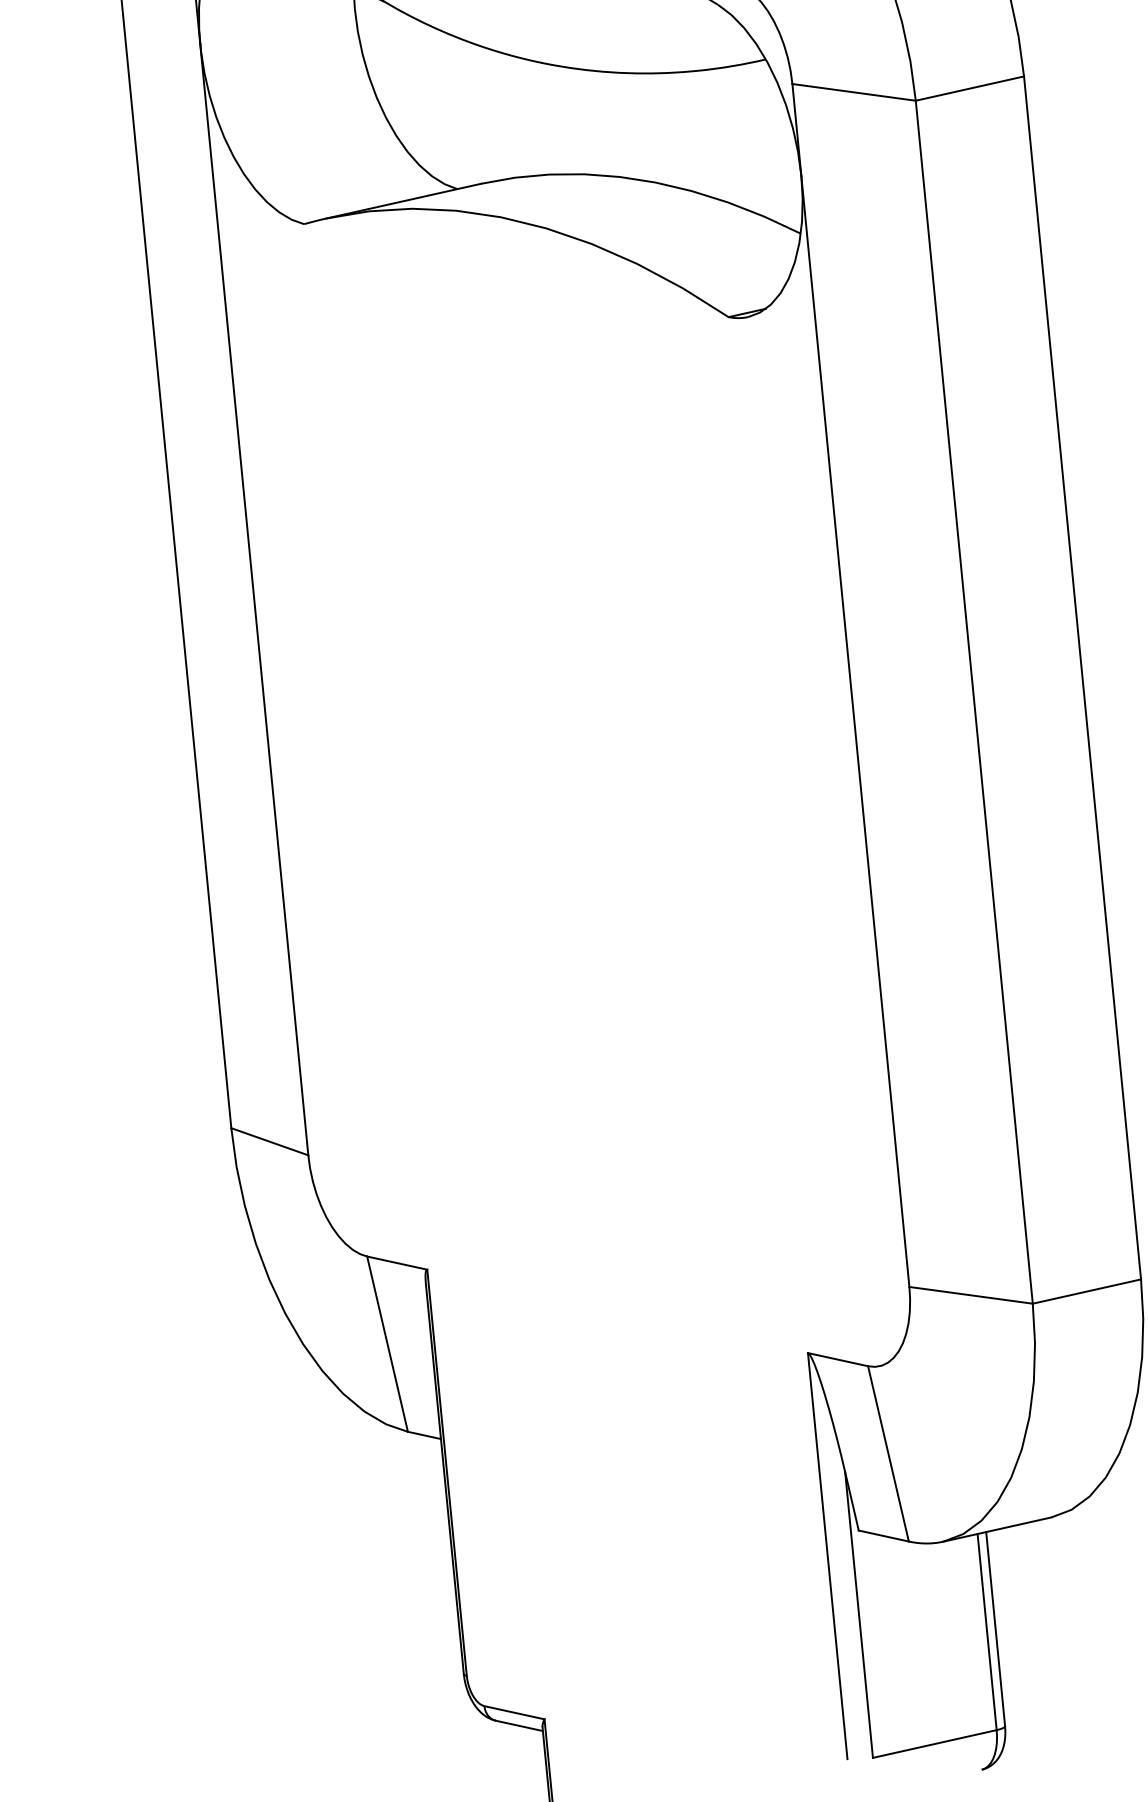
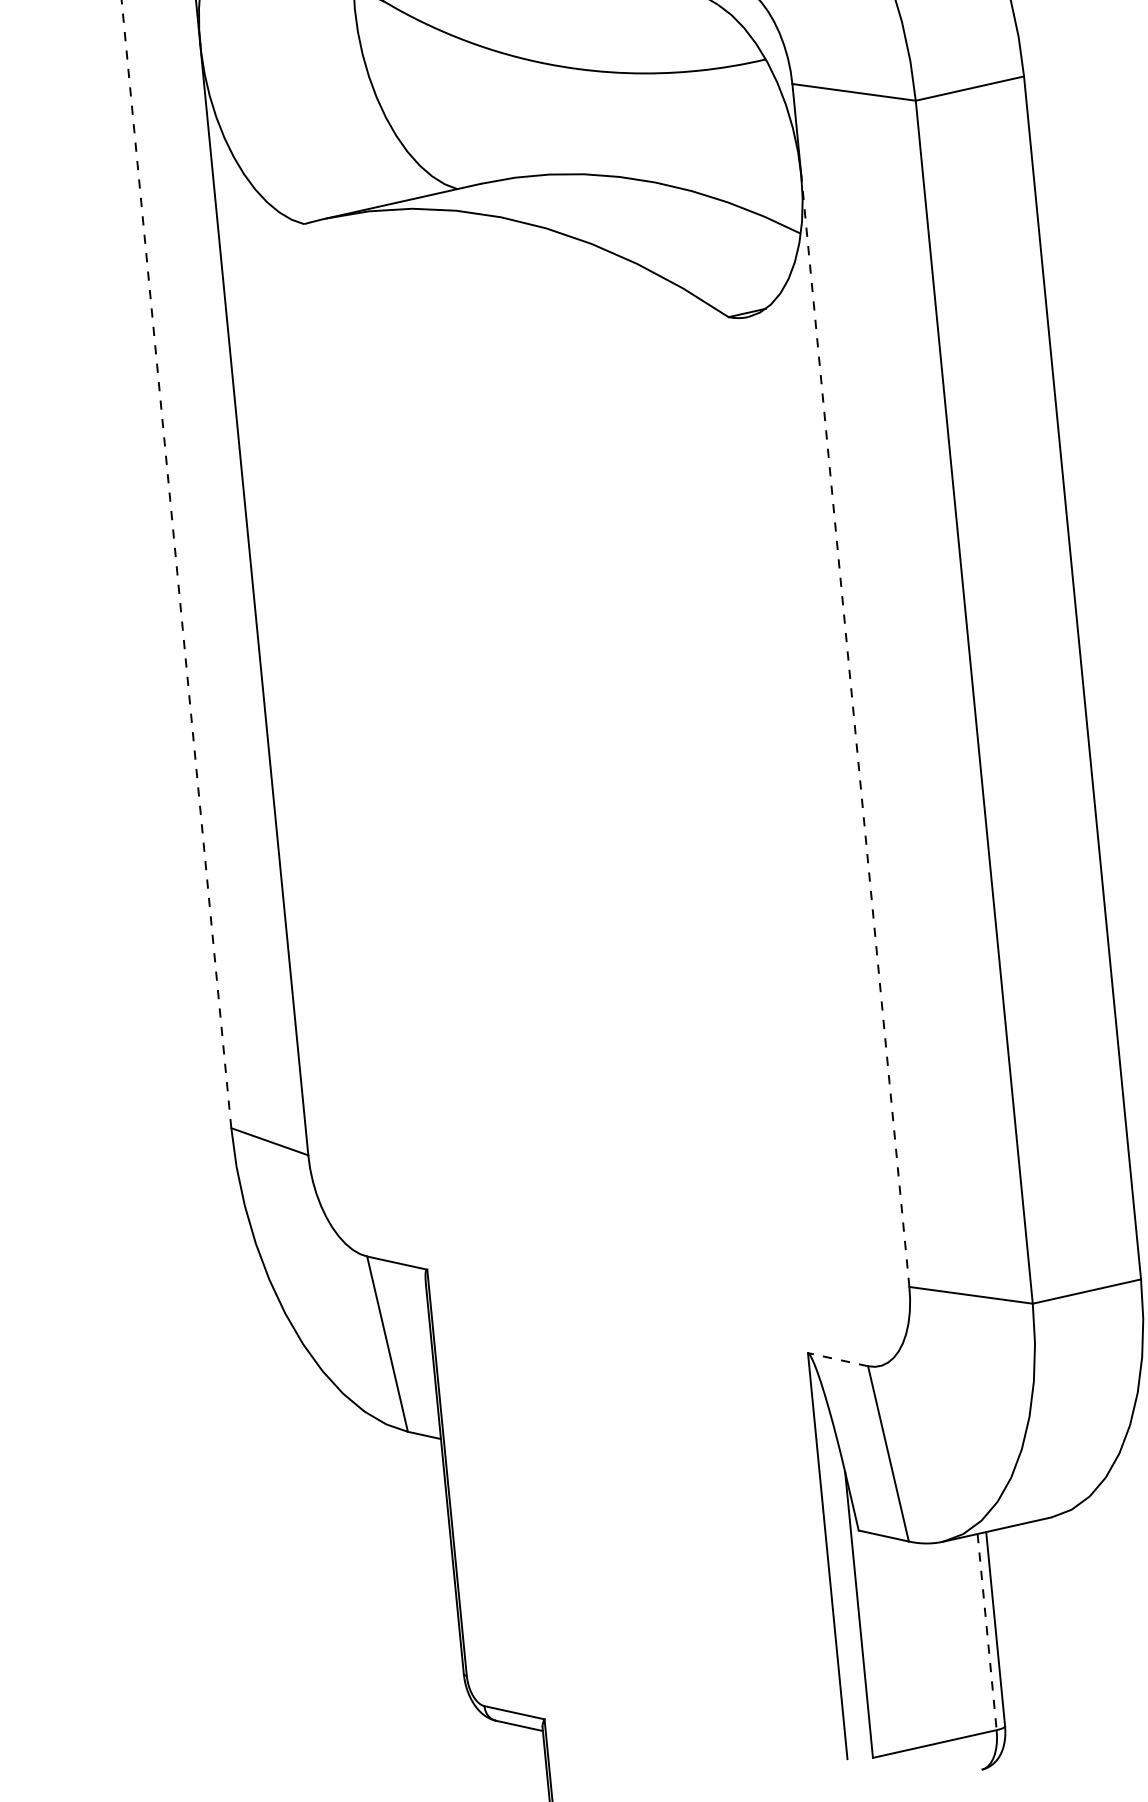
line: solid -> dashed (176, 564)
line: solid -> dashed (855, 730)
line: solid -> dashed (838, 1359)
line: solid -> dashed (987, 1632)
